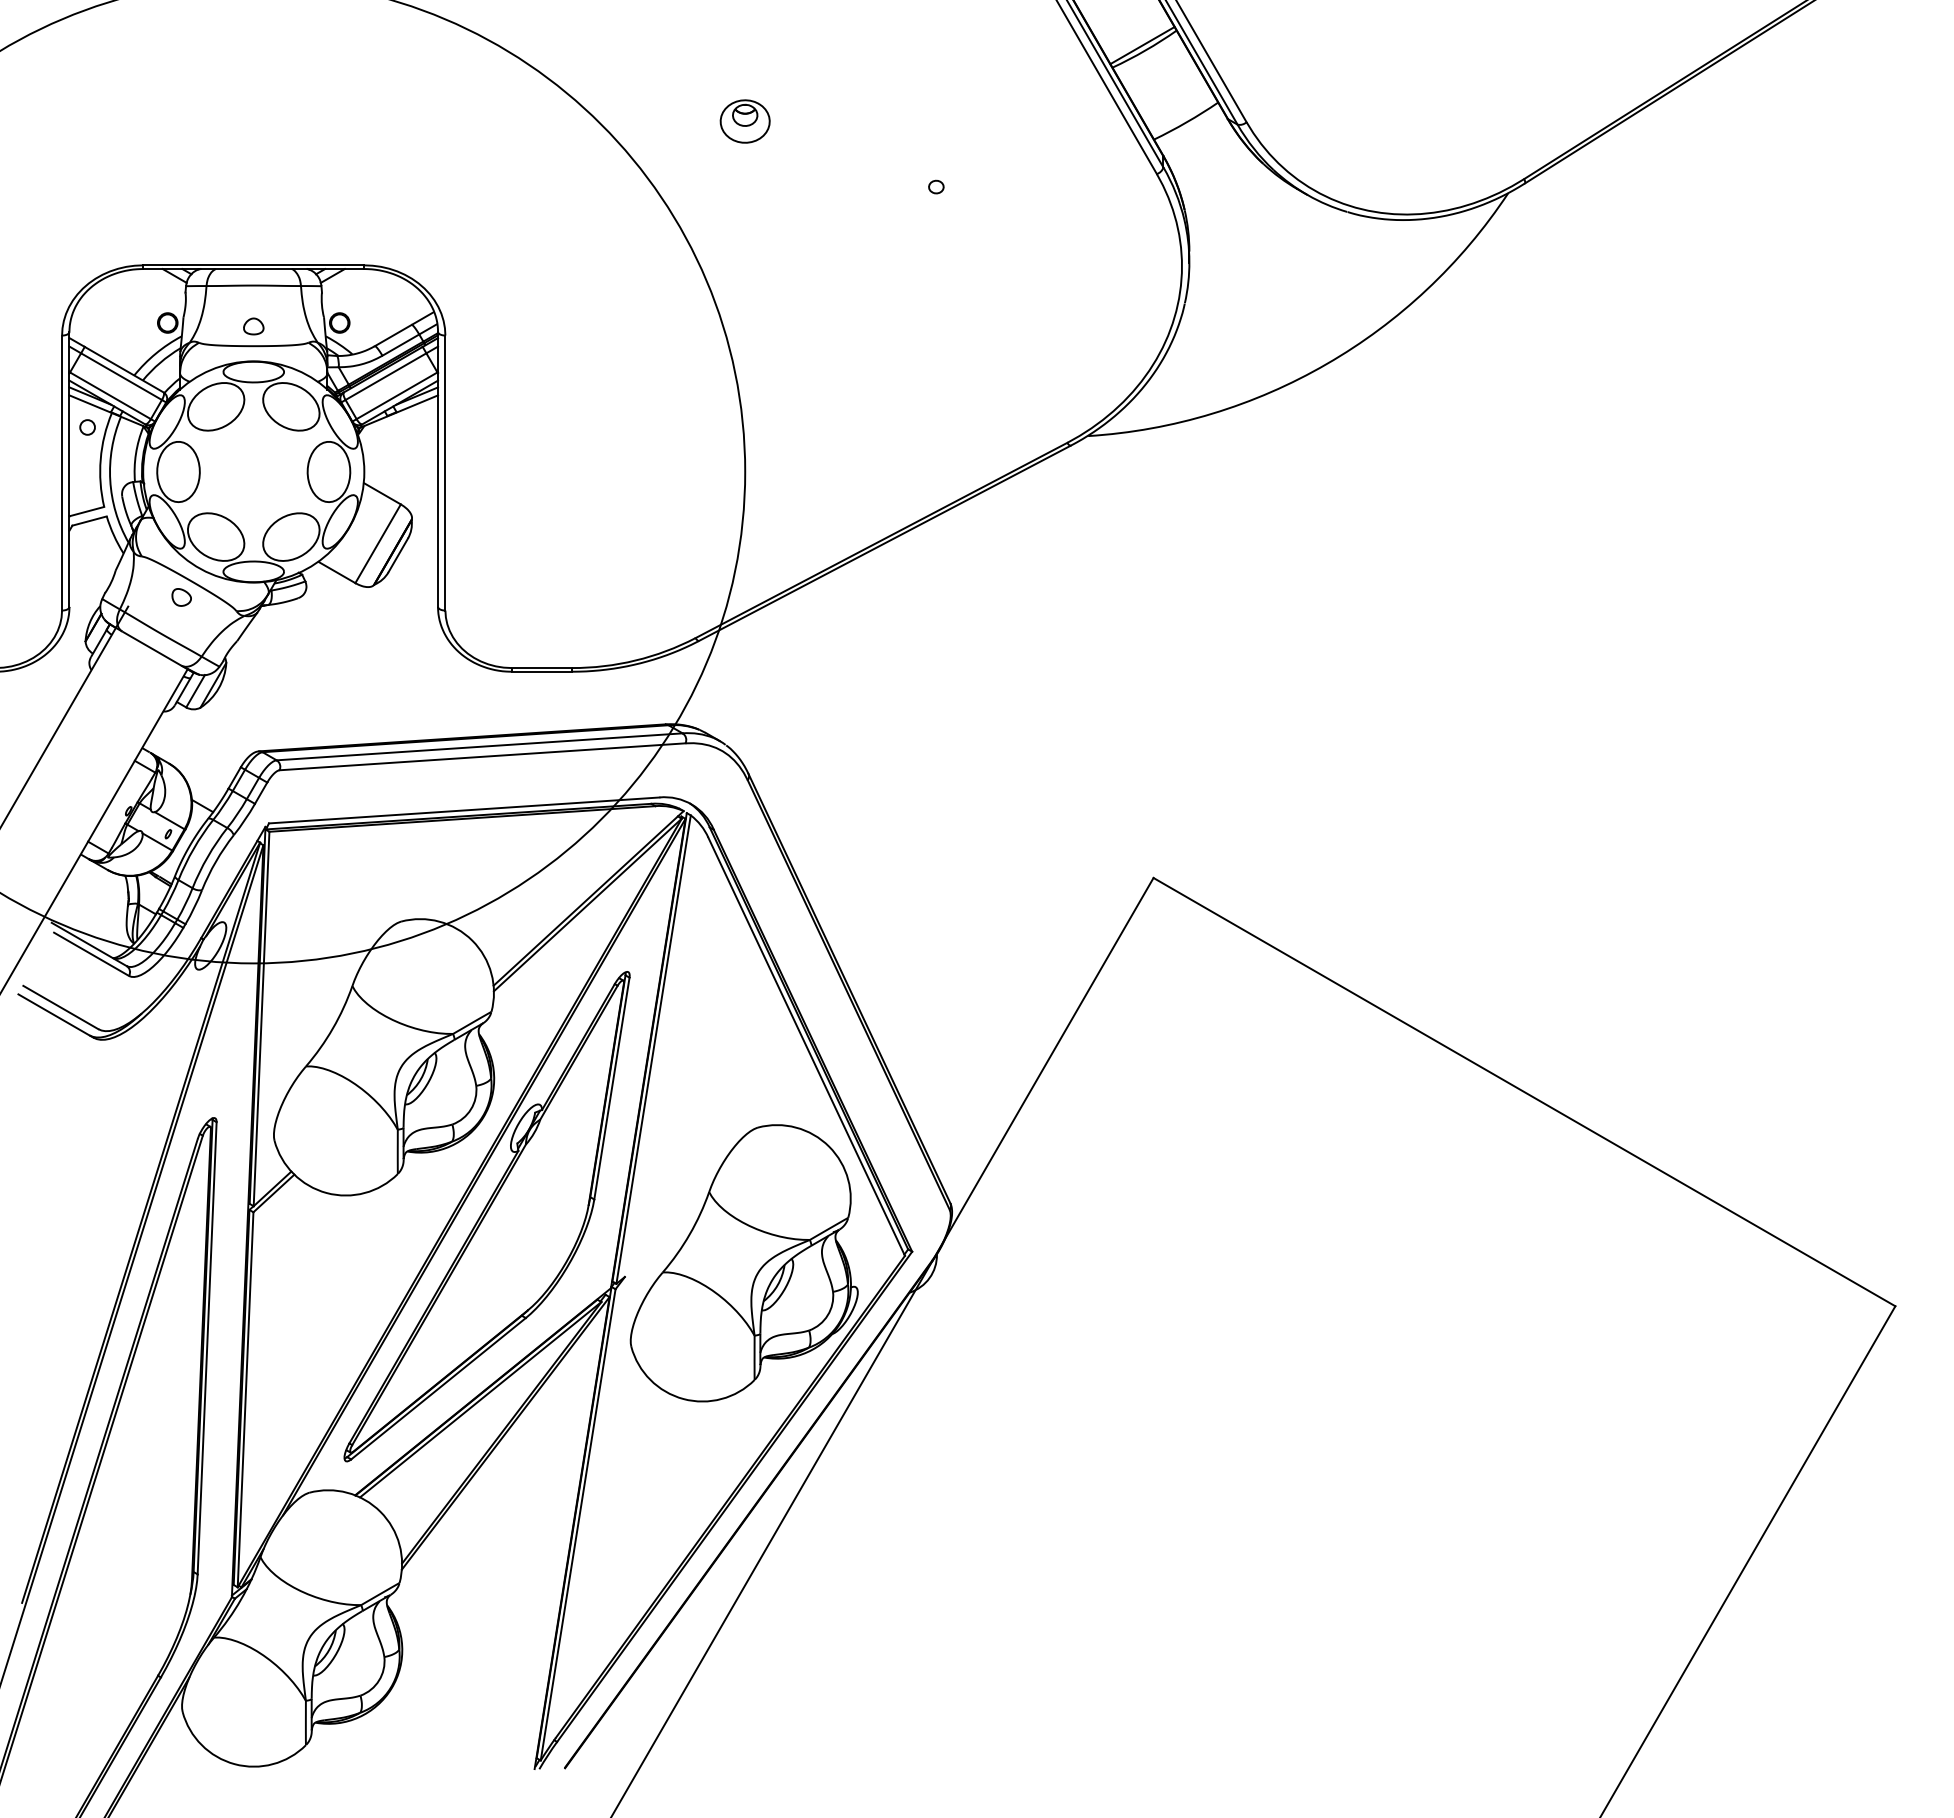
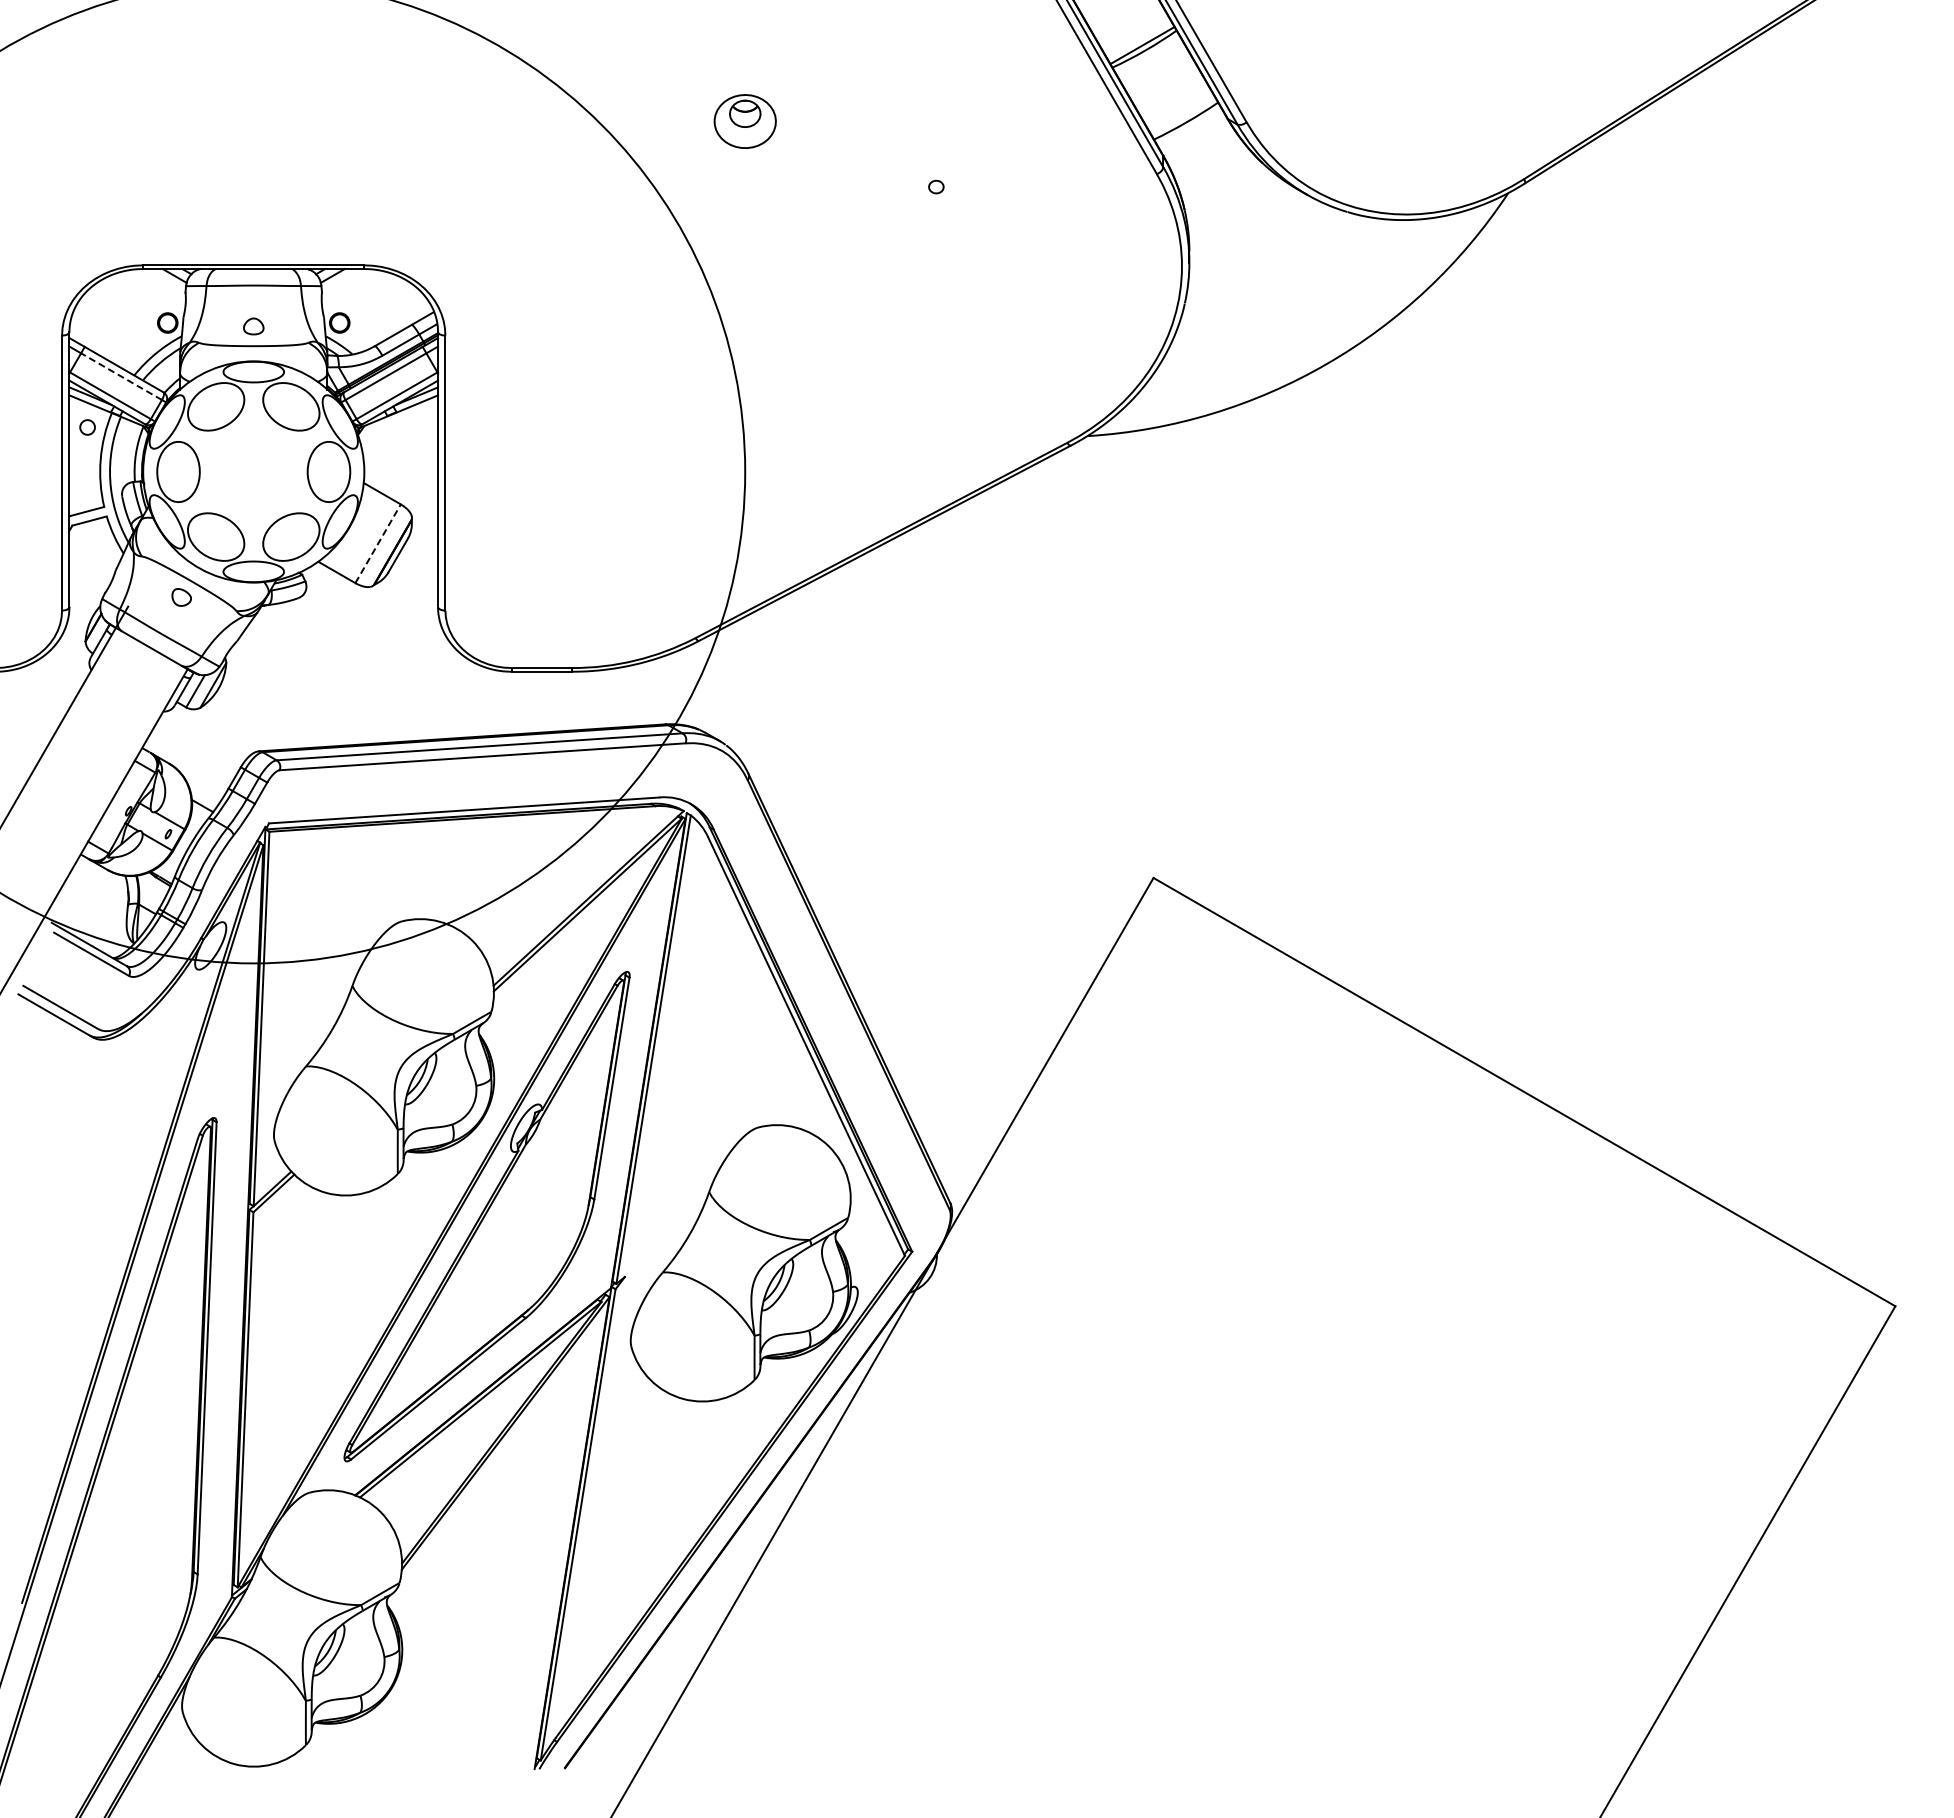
part size: 52x45 px -> 64x55 px (744, 121)
line: solid -> dashed (121, 376)
line: solid -> dashed (378, 543)
